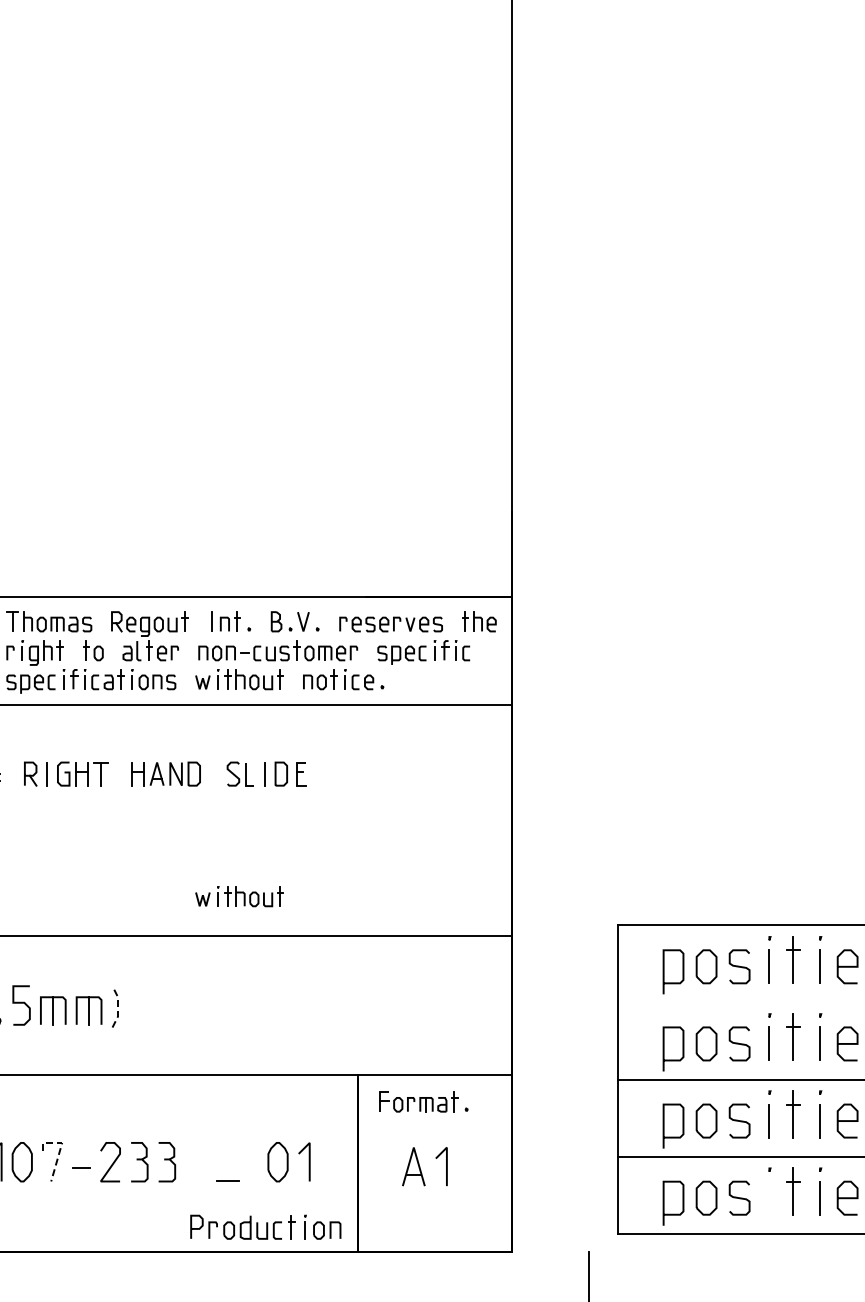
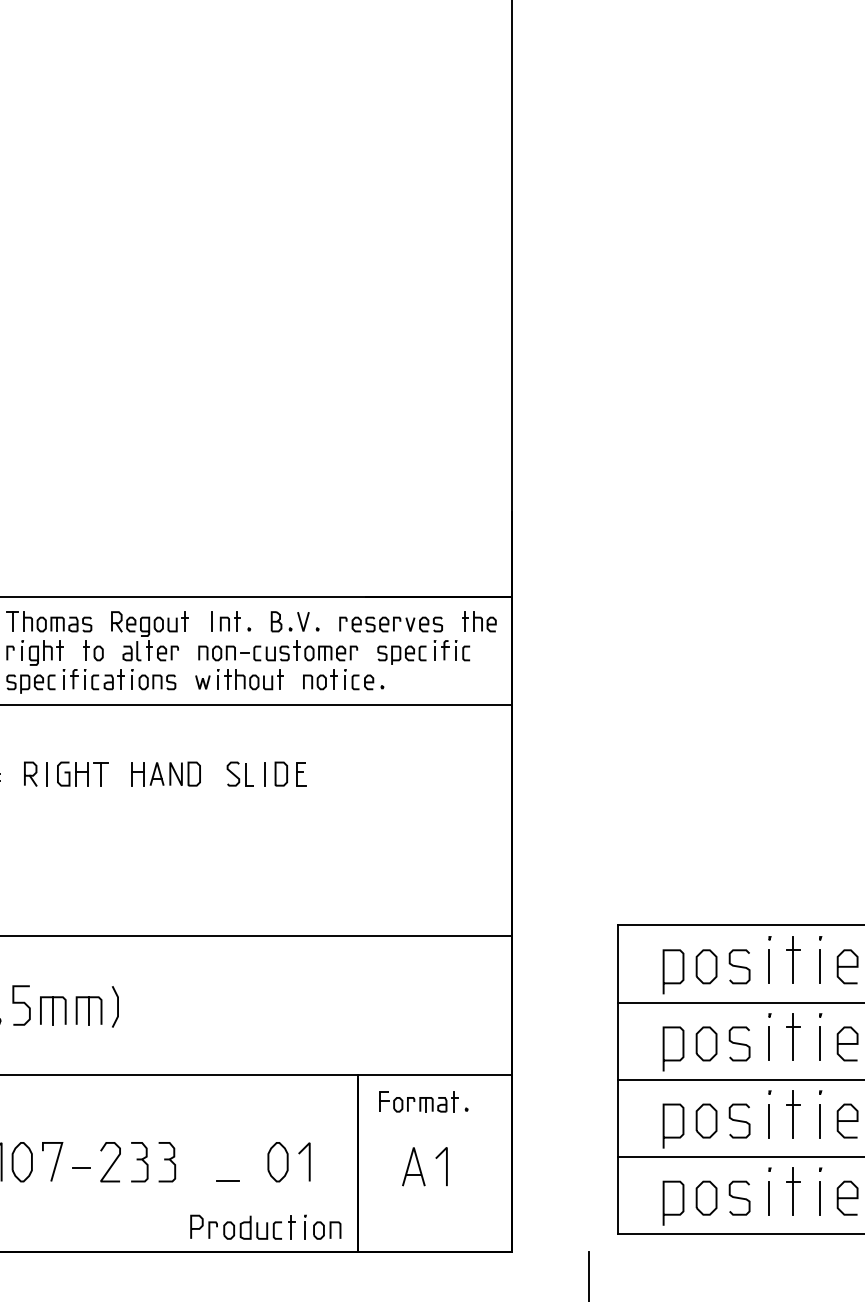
part: present -> none (239, 896)
line: none -> present (739, 1002)
line: dashed -> solid (118, 1006)
line: dashed -> solid (60, 1147)
line: none -> present (769, 1197)
